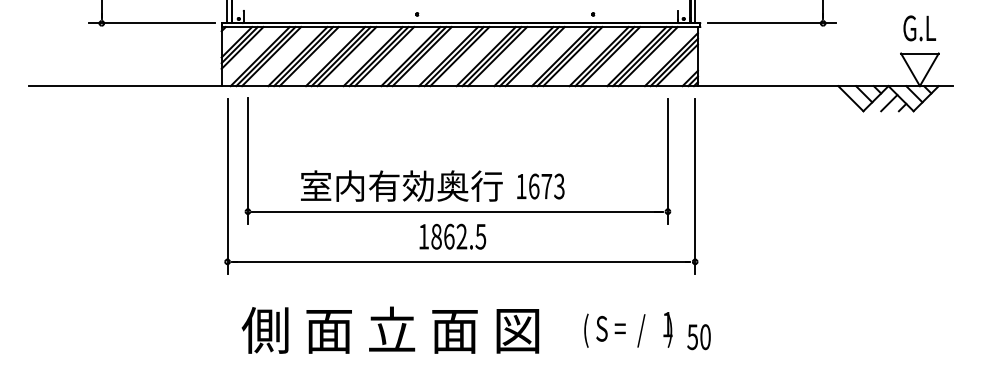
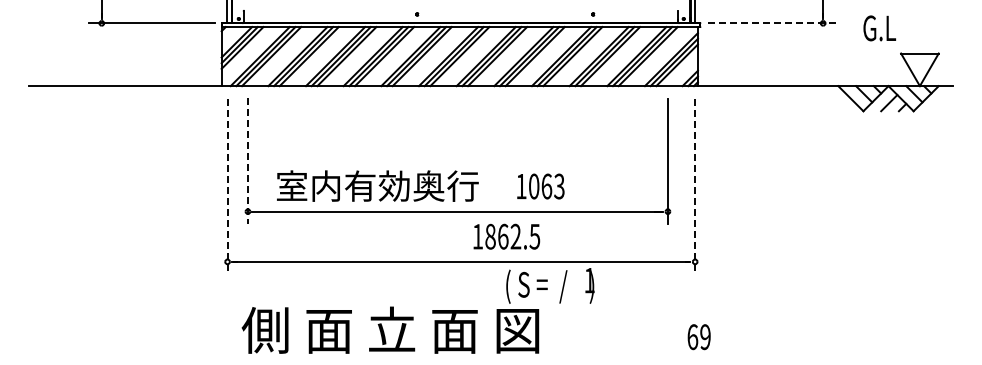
line: solid -> dashed (771, 23)
text position: (919, 28) -> (879, 28) (879, 28)
line: solid -> dashed (247, 161)
text position: (401, 185) -> (377, 185) (377, 185)
line: solid -> dashed (227, 186)
text: 1673 -> 1063 (540, 186)
line: solid -> dashed (695, 186)
text position: (452, 236) -> (506, 236) (506, 236)
text position: (628, 329) -> (550, 285) (550, 285)
text: 50 -> 69 (698, 337)
